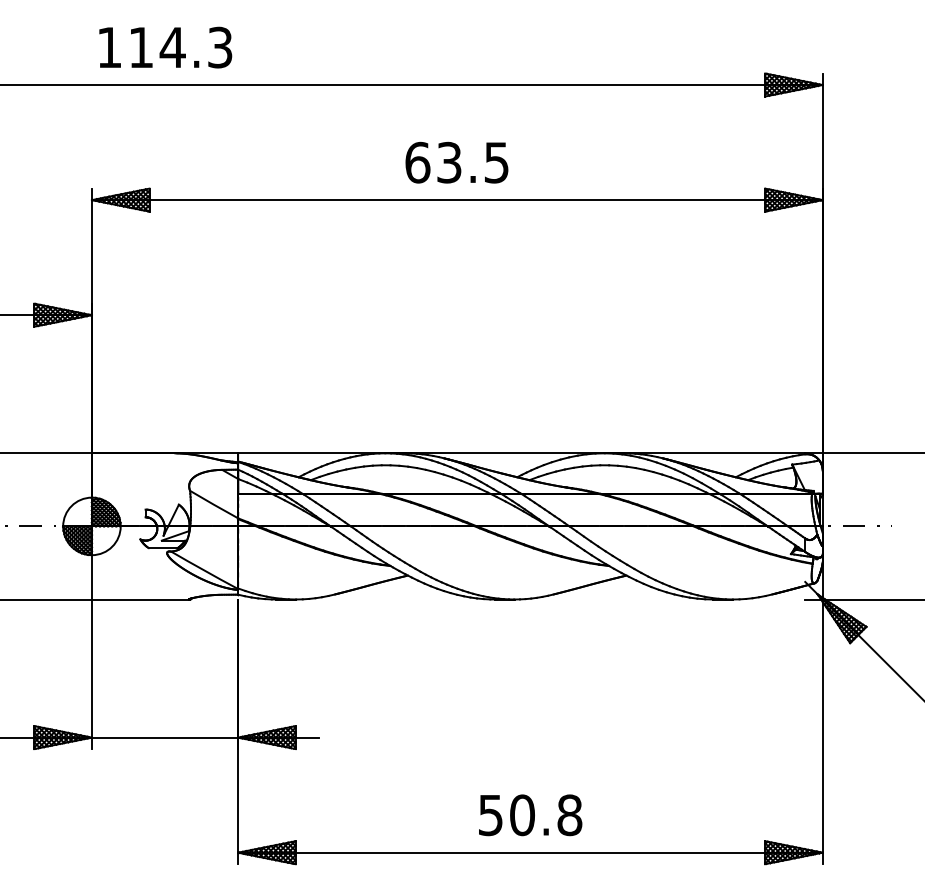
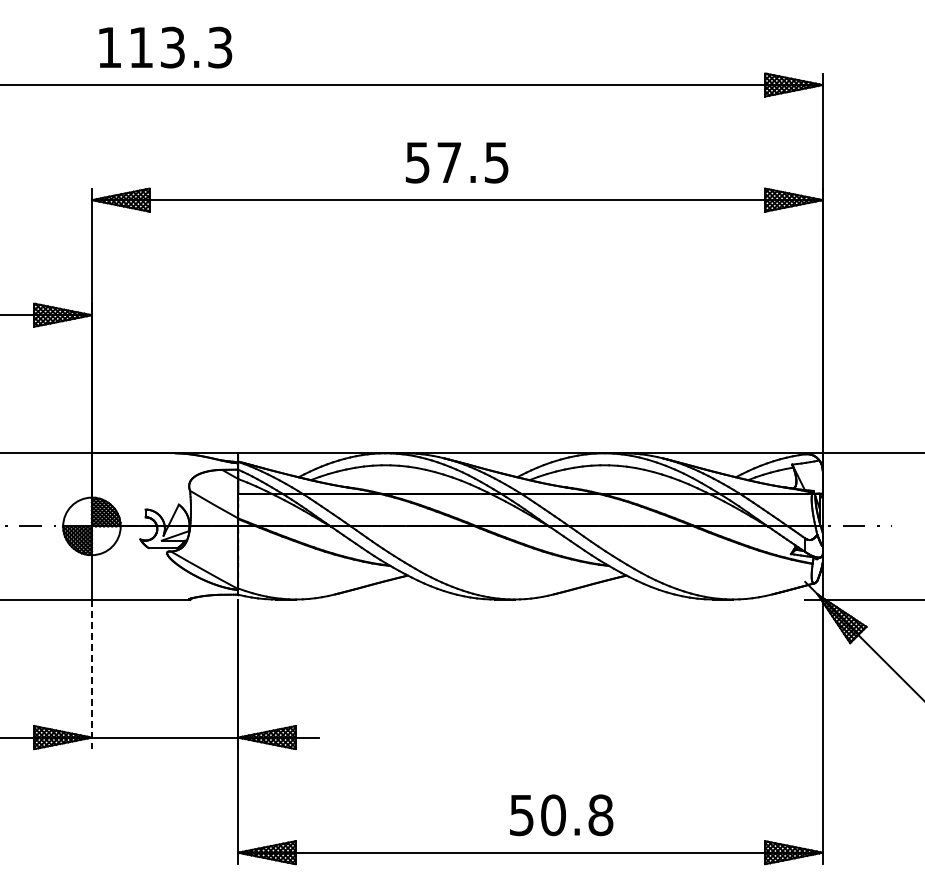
text: 114.3 -> 113.3 (172, 47)
text: 63.5 -> 57.5 (433, 162)
line: solid -> dashed (91, 674)
text position: (530, 815) -> (561, 815) (561, 815)
